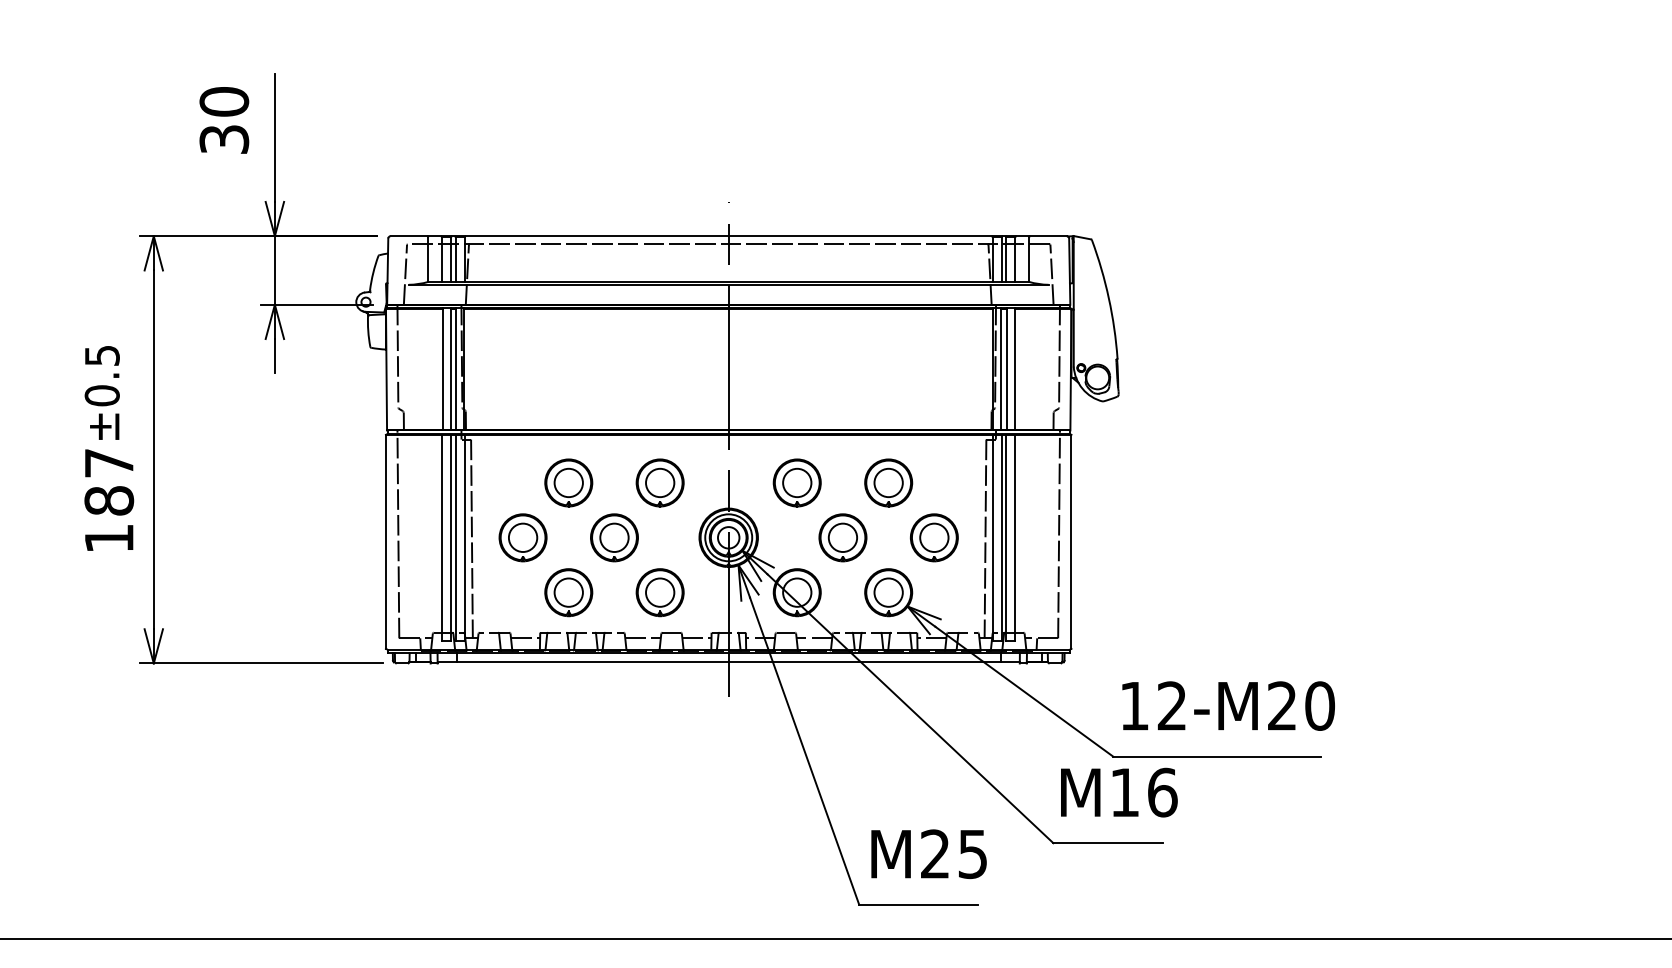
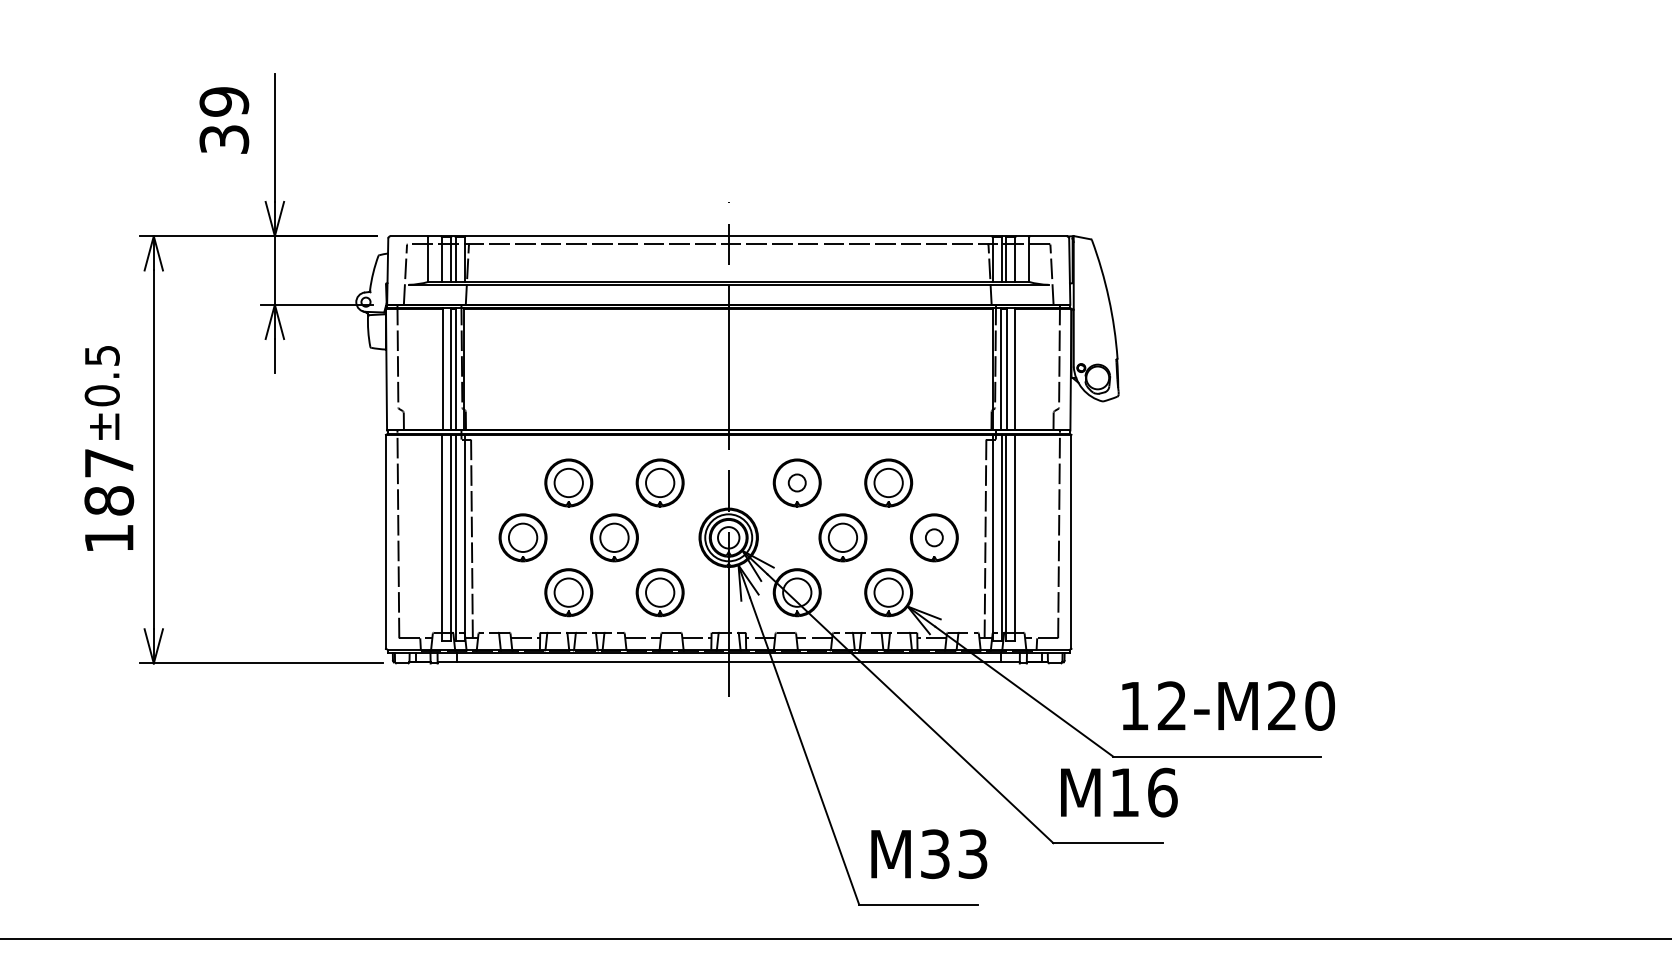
text: 30 -> 39 (224, 101)
circle diameter: 28 px -> 17 px (796, 482)
circle diameter: 28 px -> 17 px (933, 537)
text: M25 -> M33 (954, 854)
